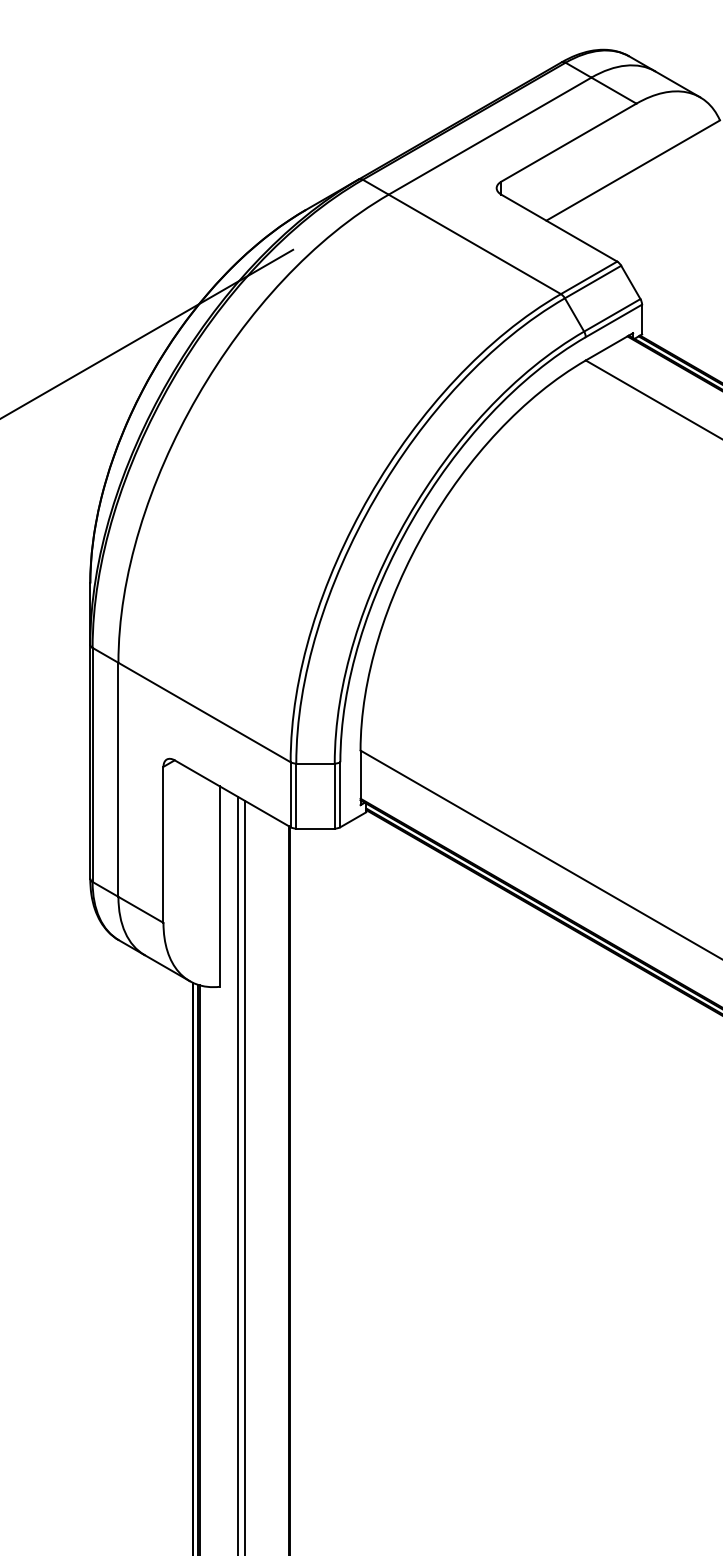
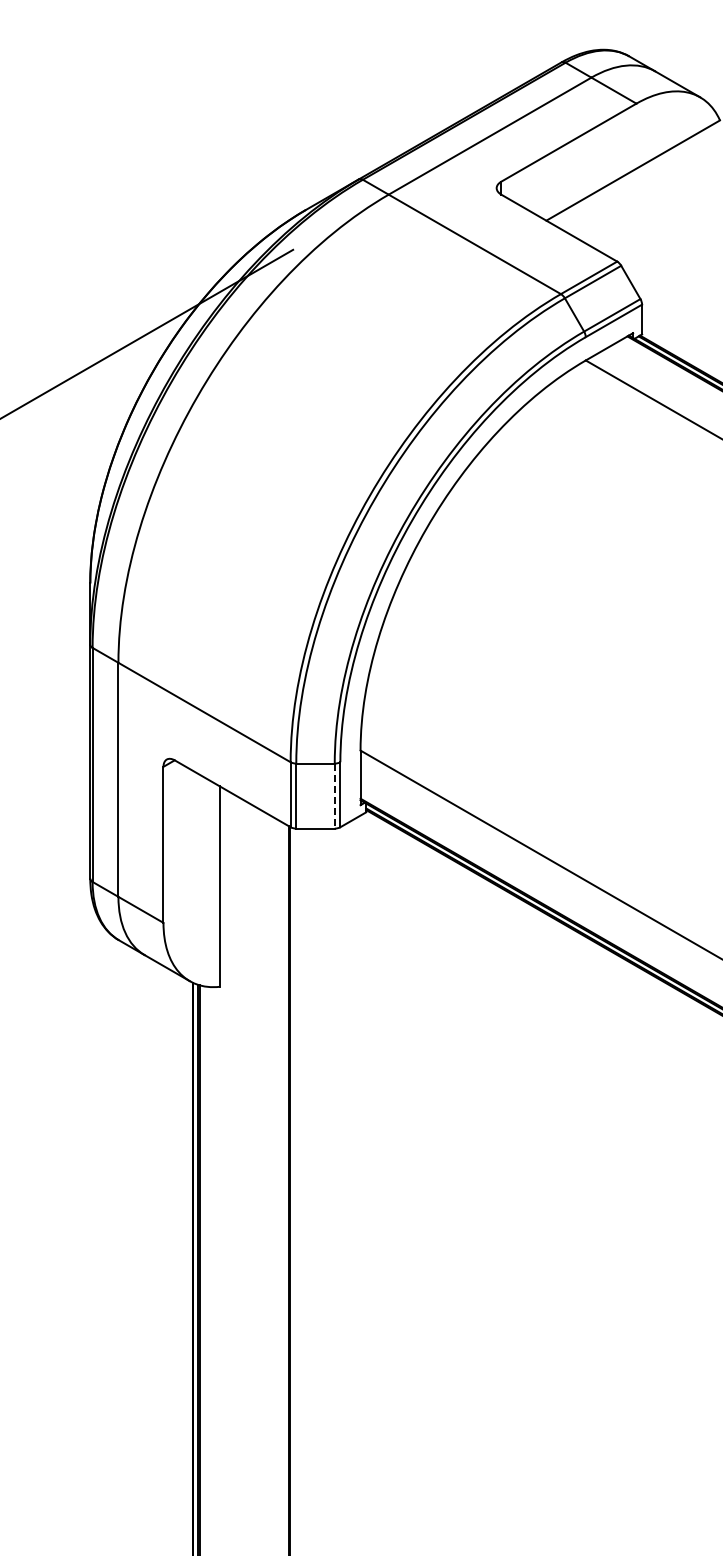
line: solid -> dashed (334, 796)
line: present -> none (237, 1174)
line: present -> none (244, 1176)
